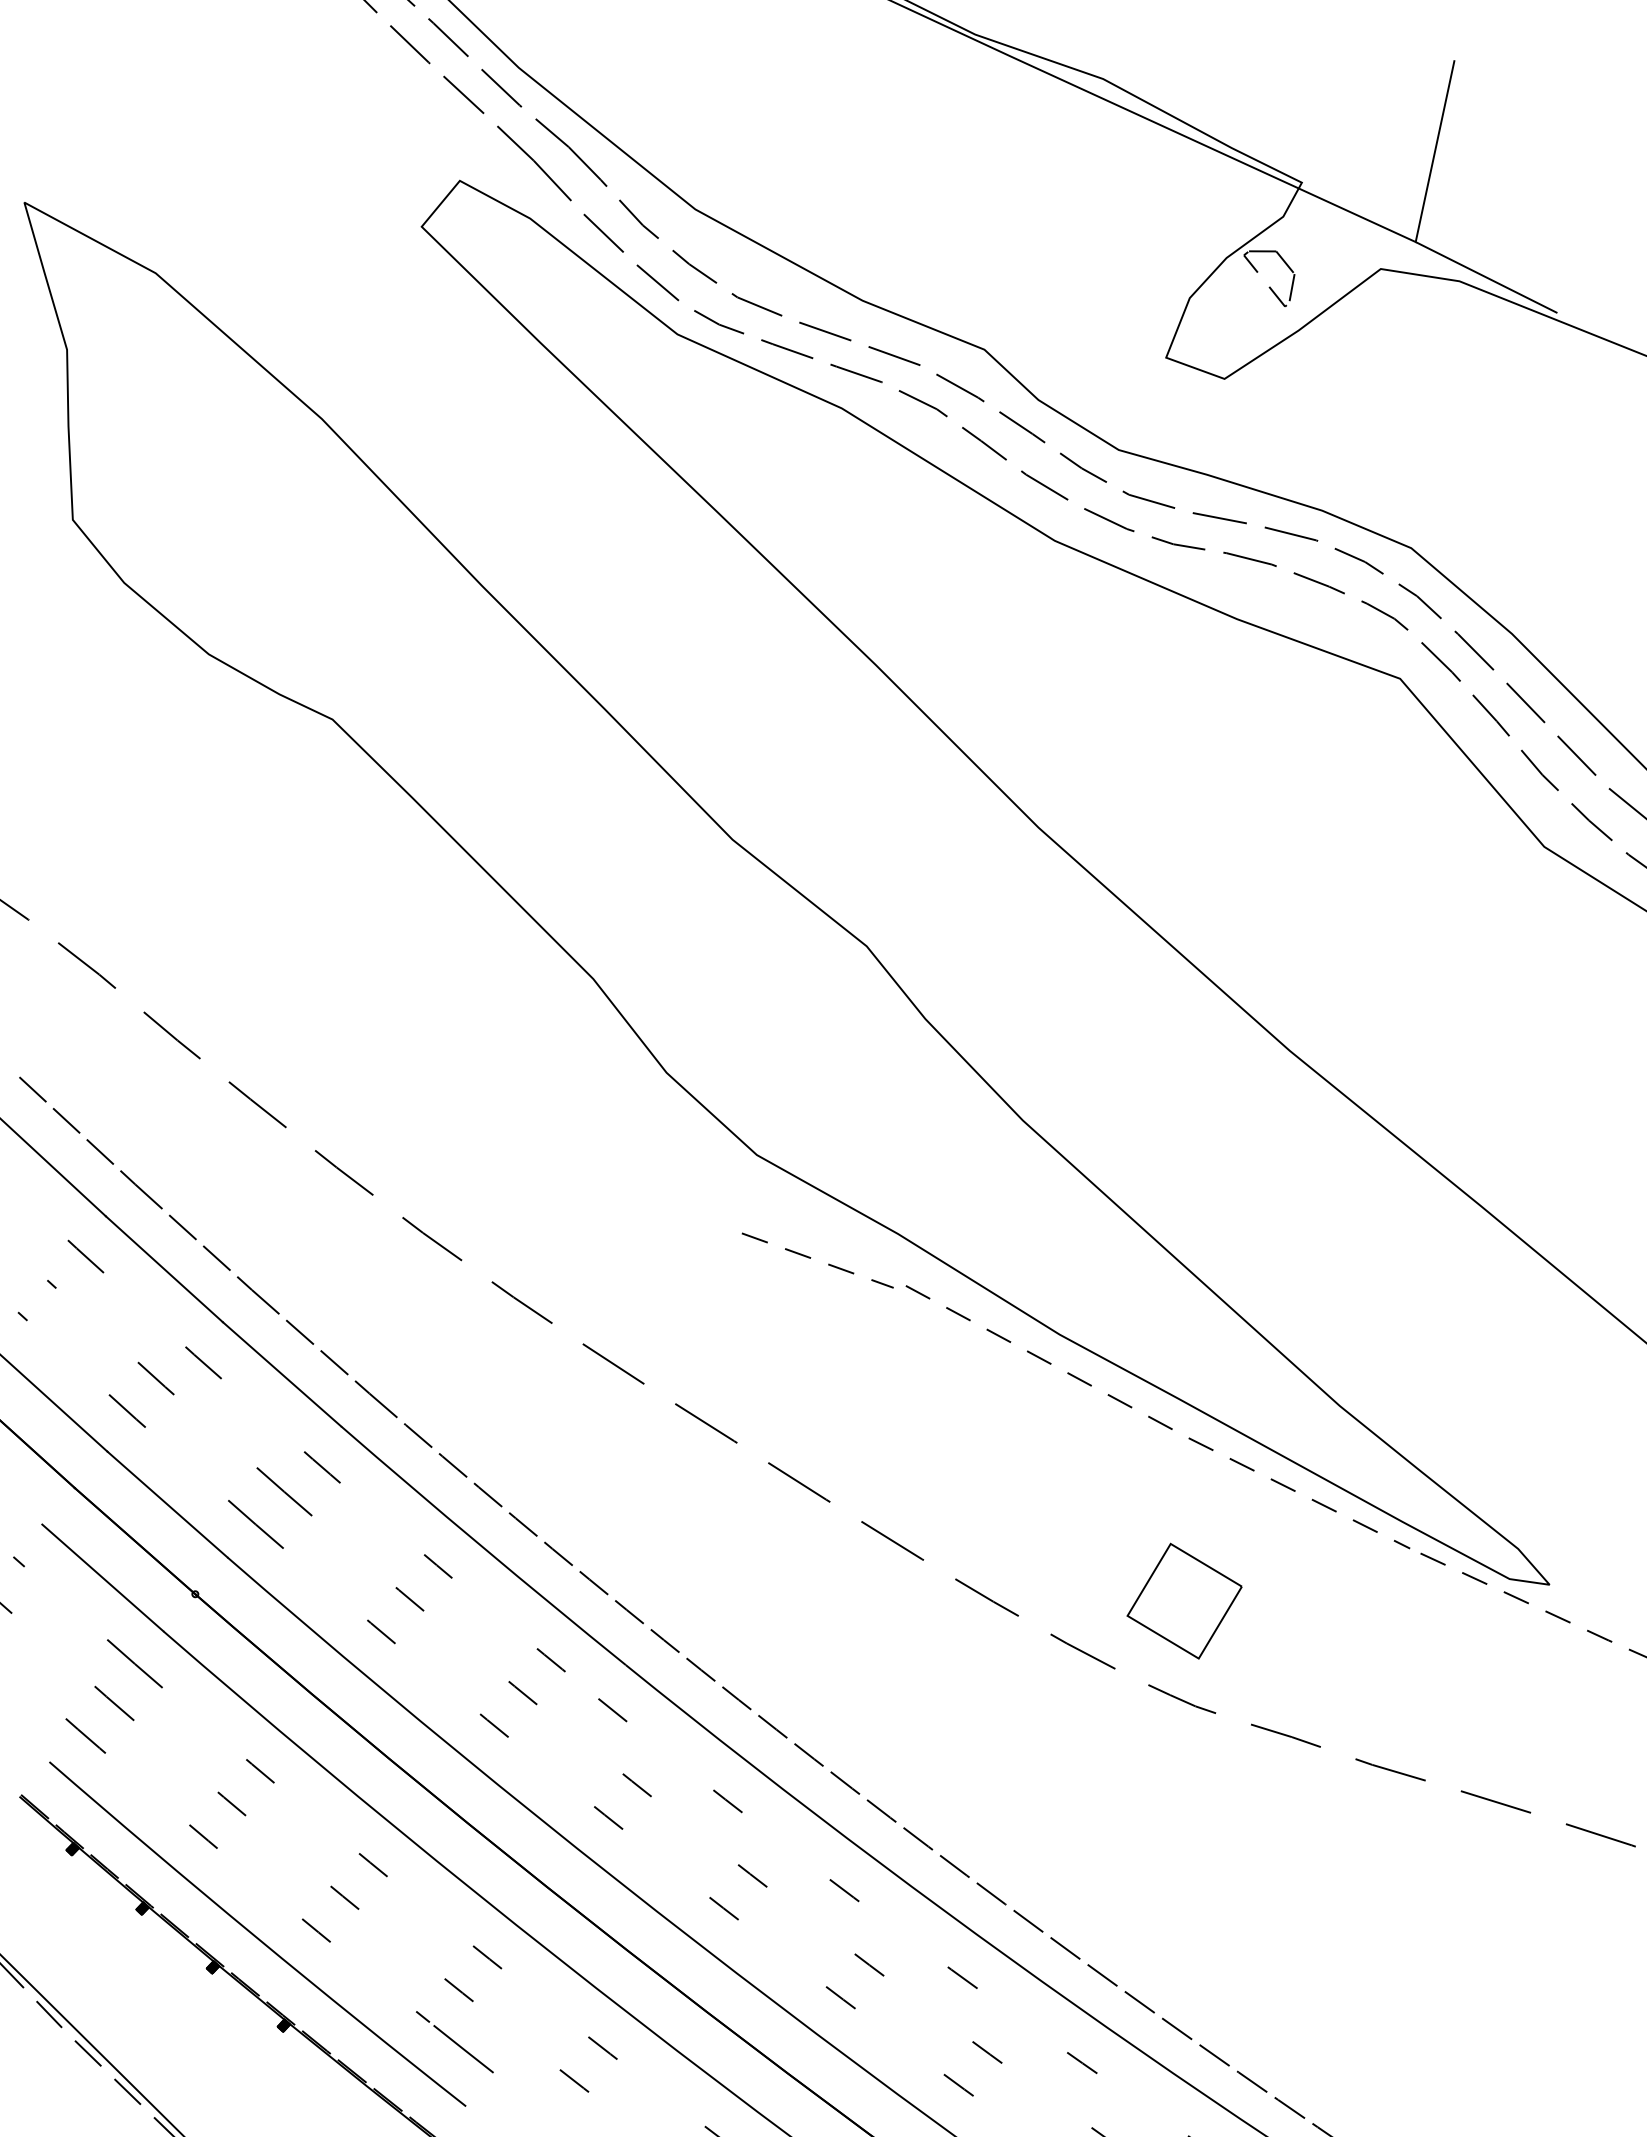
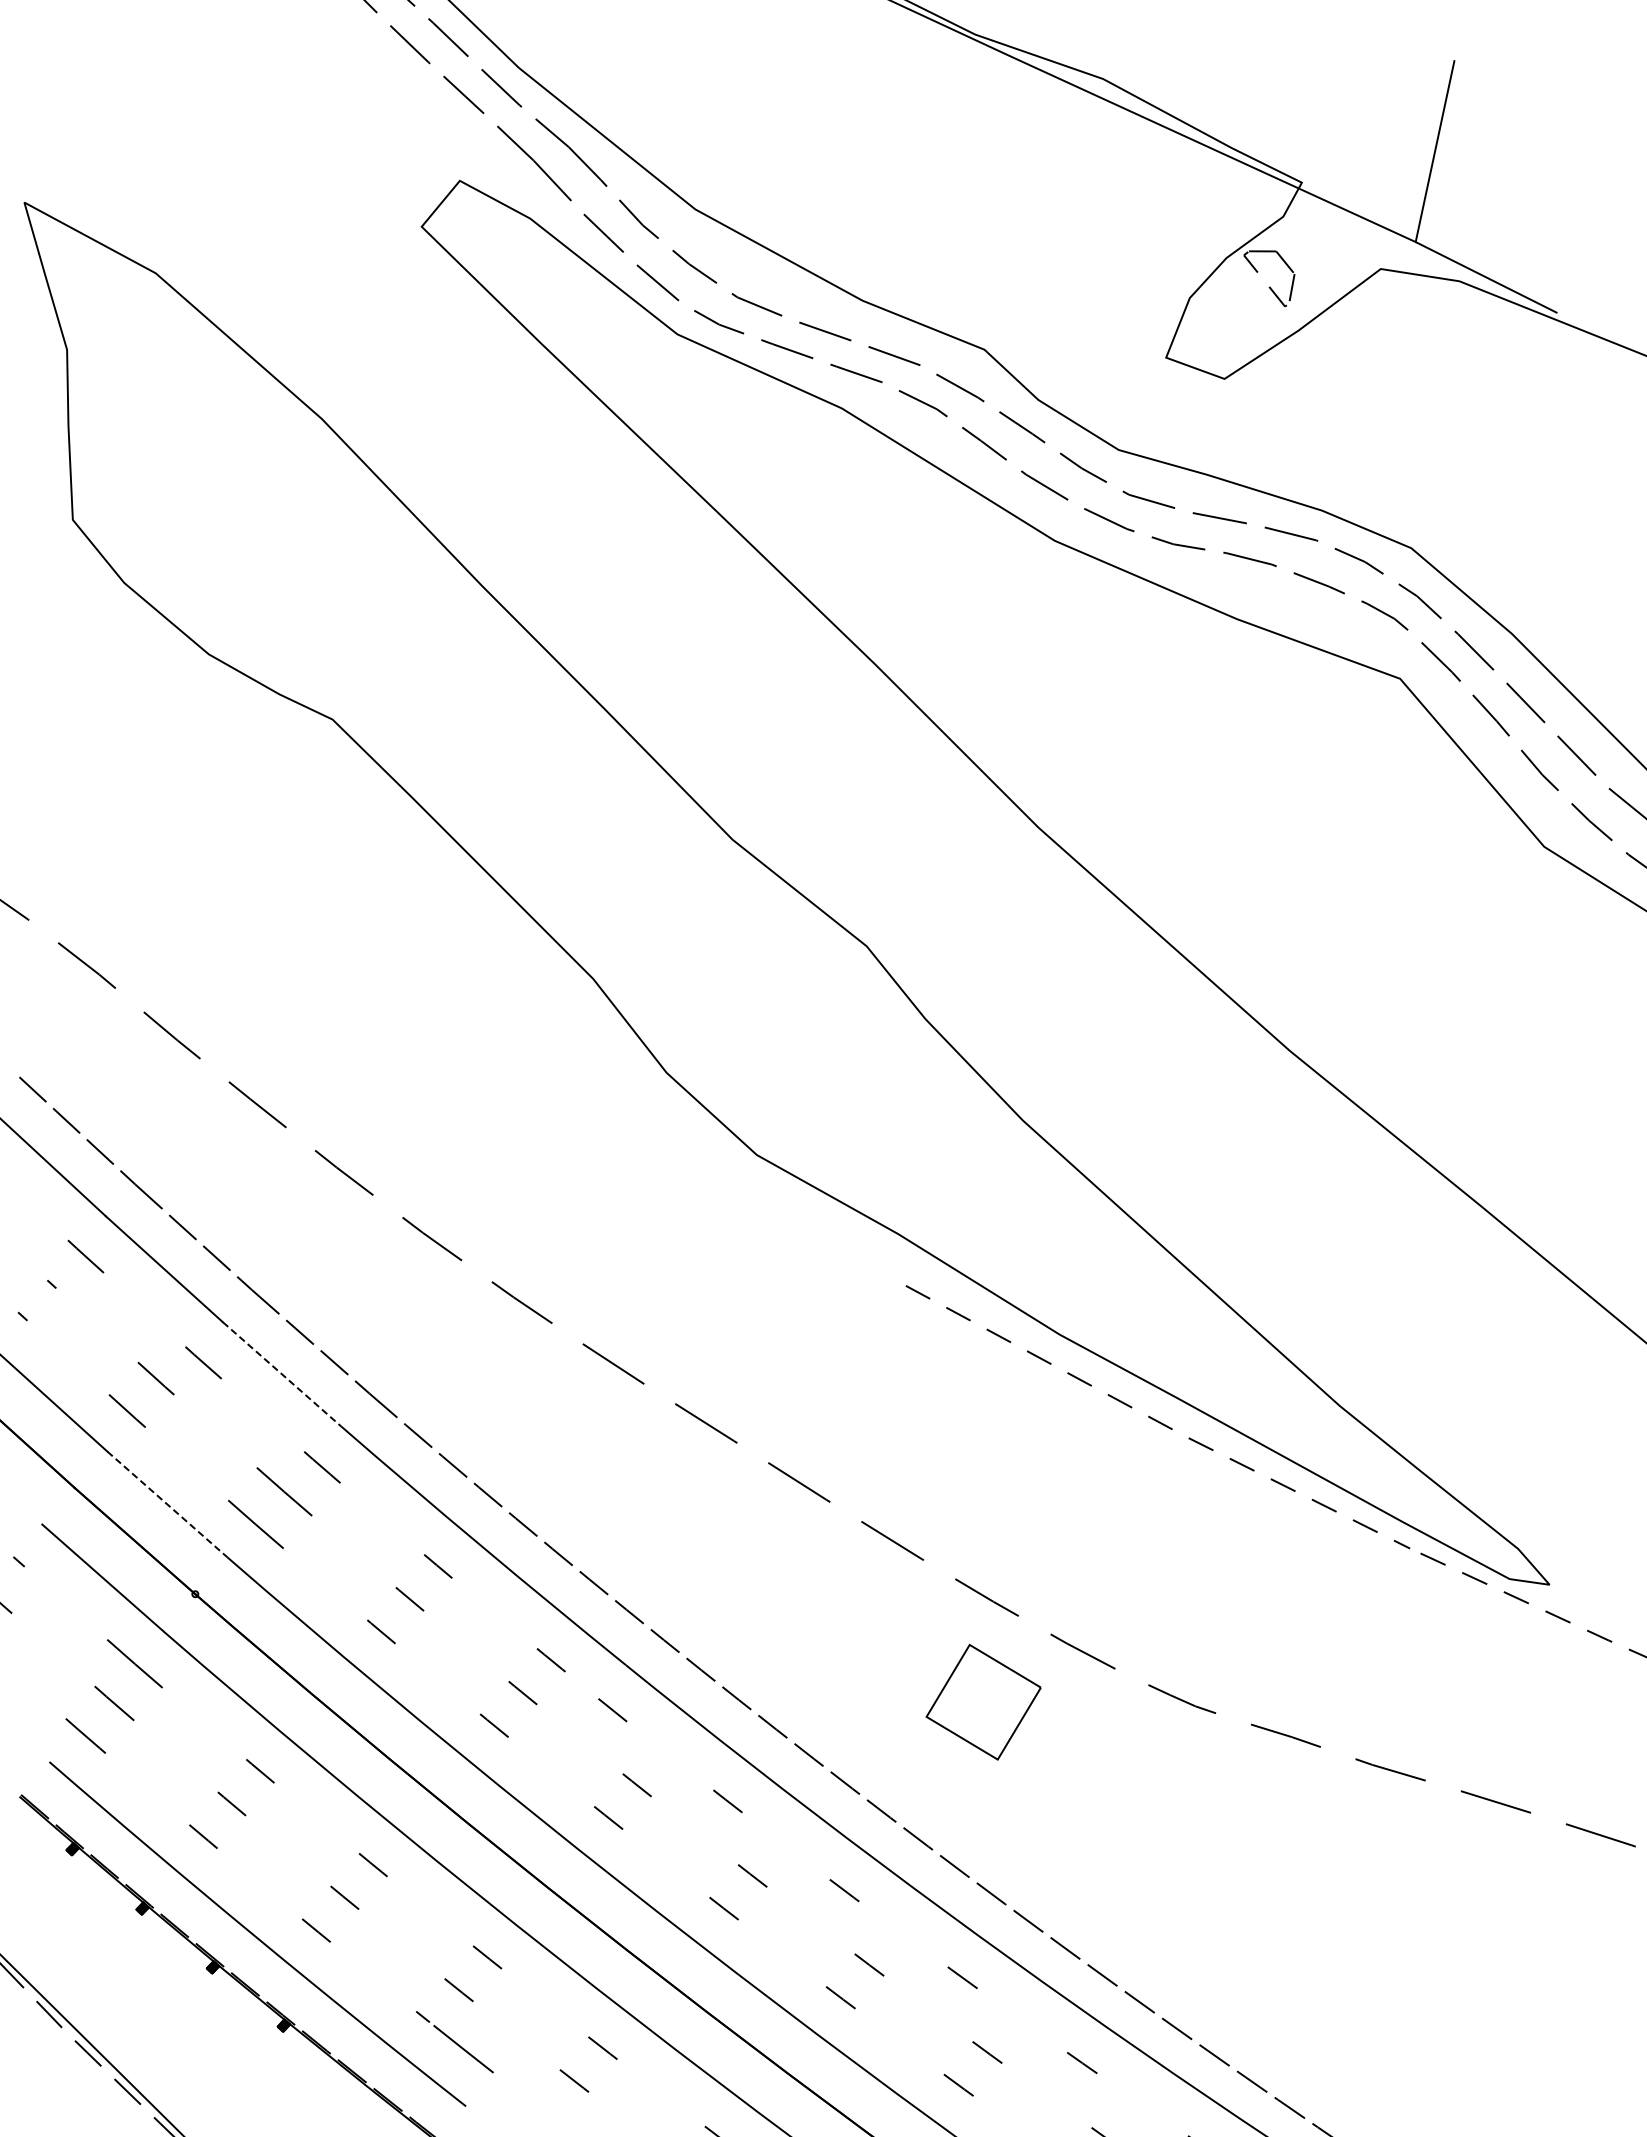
line: present -> none (811, 1257)
line: solid -> dashed (282, 1374)
line: solid -> dashed (167, 1504)
part position: (1184, 1600) -> (983, 1701) (983, 1701)
